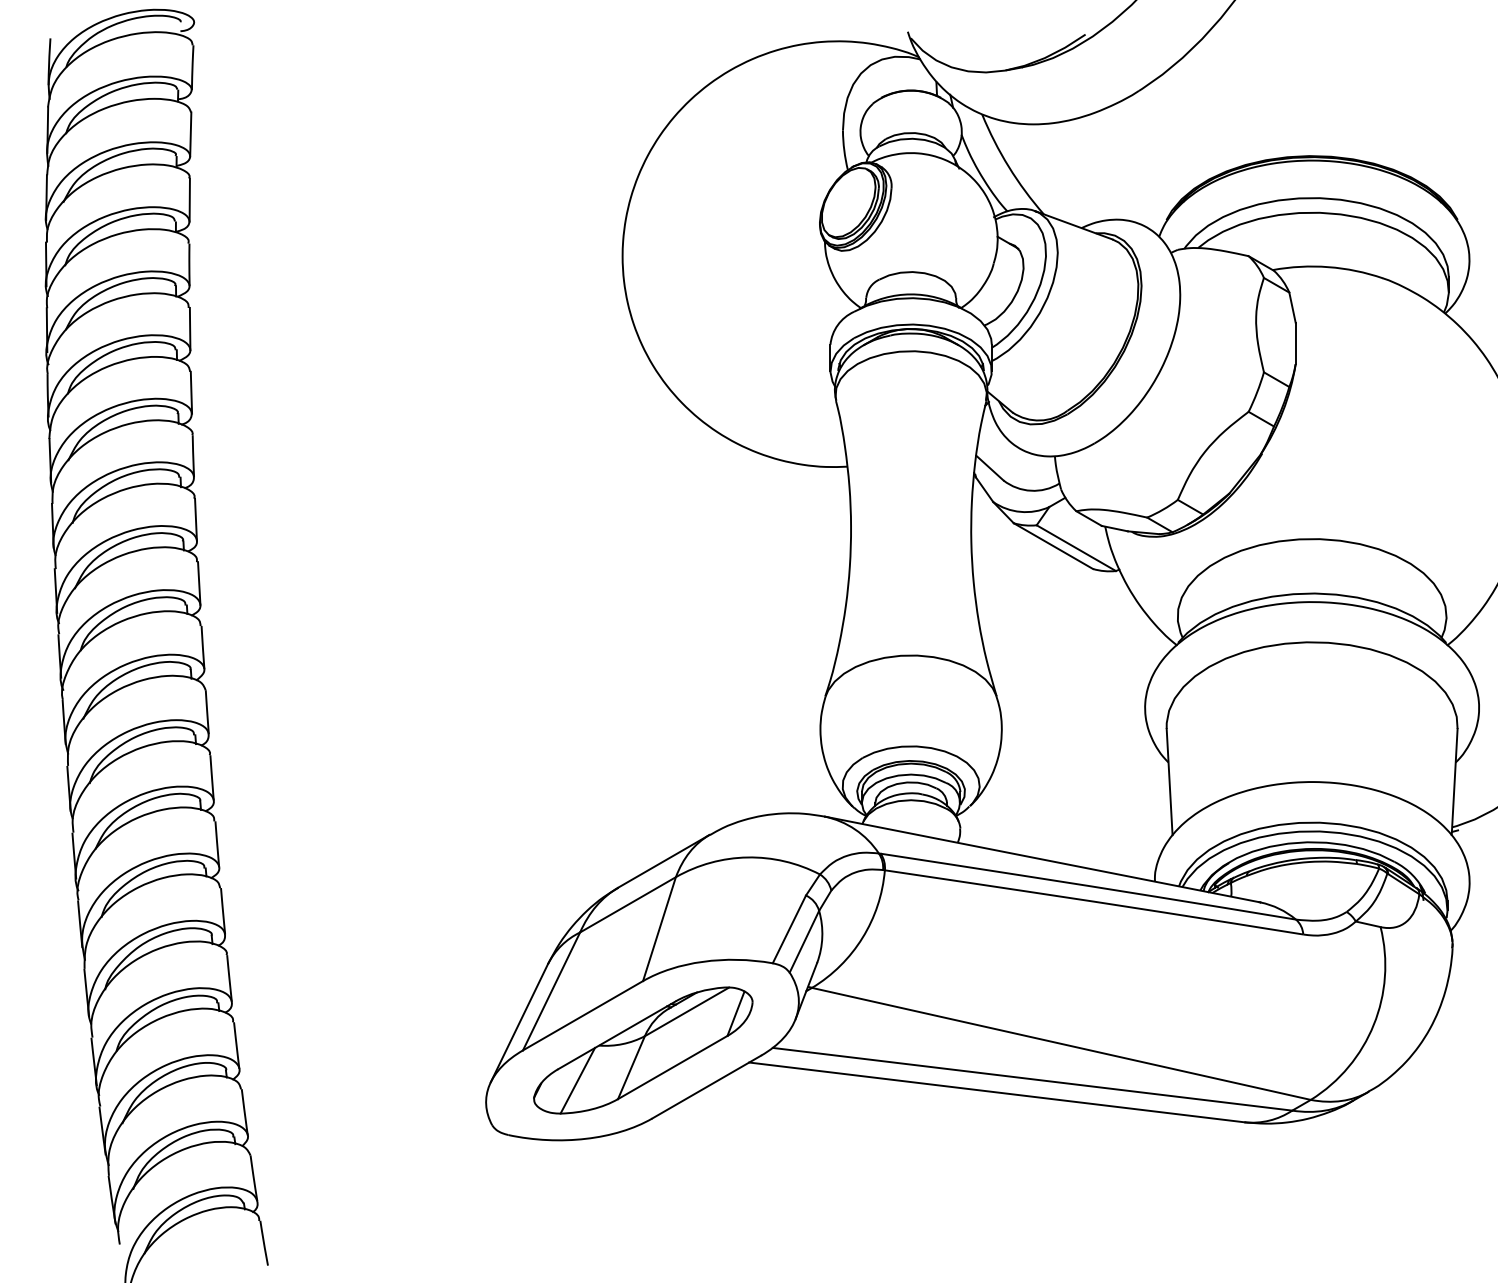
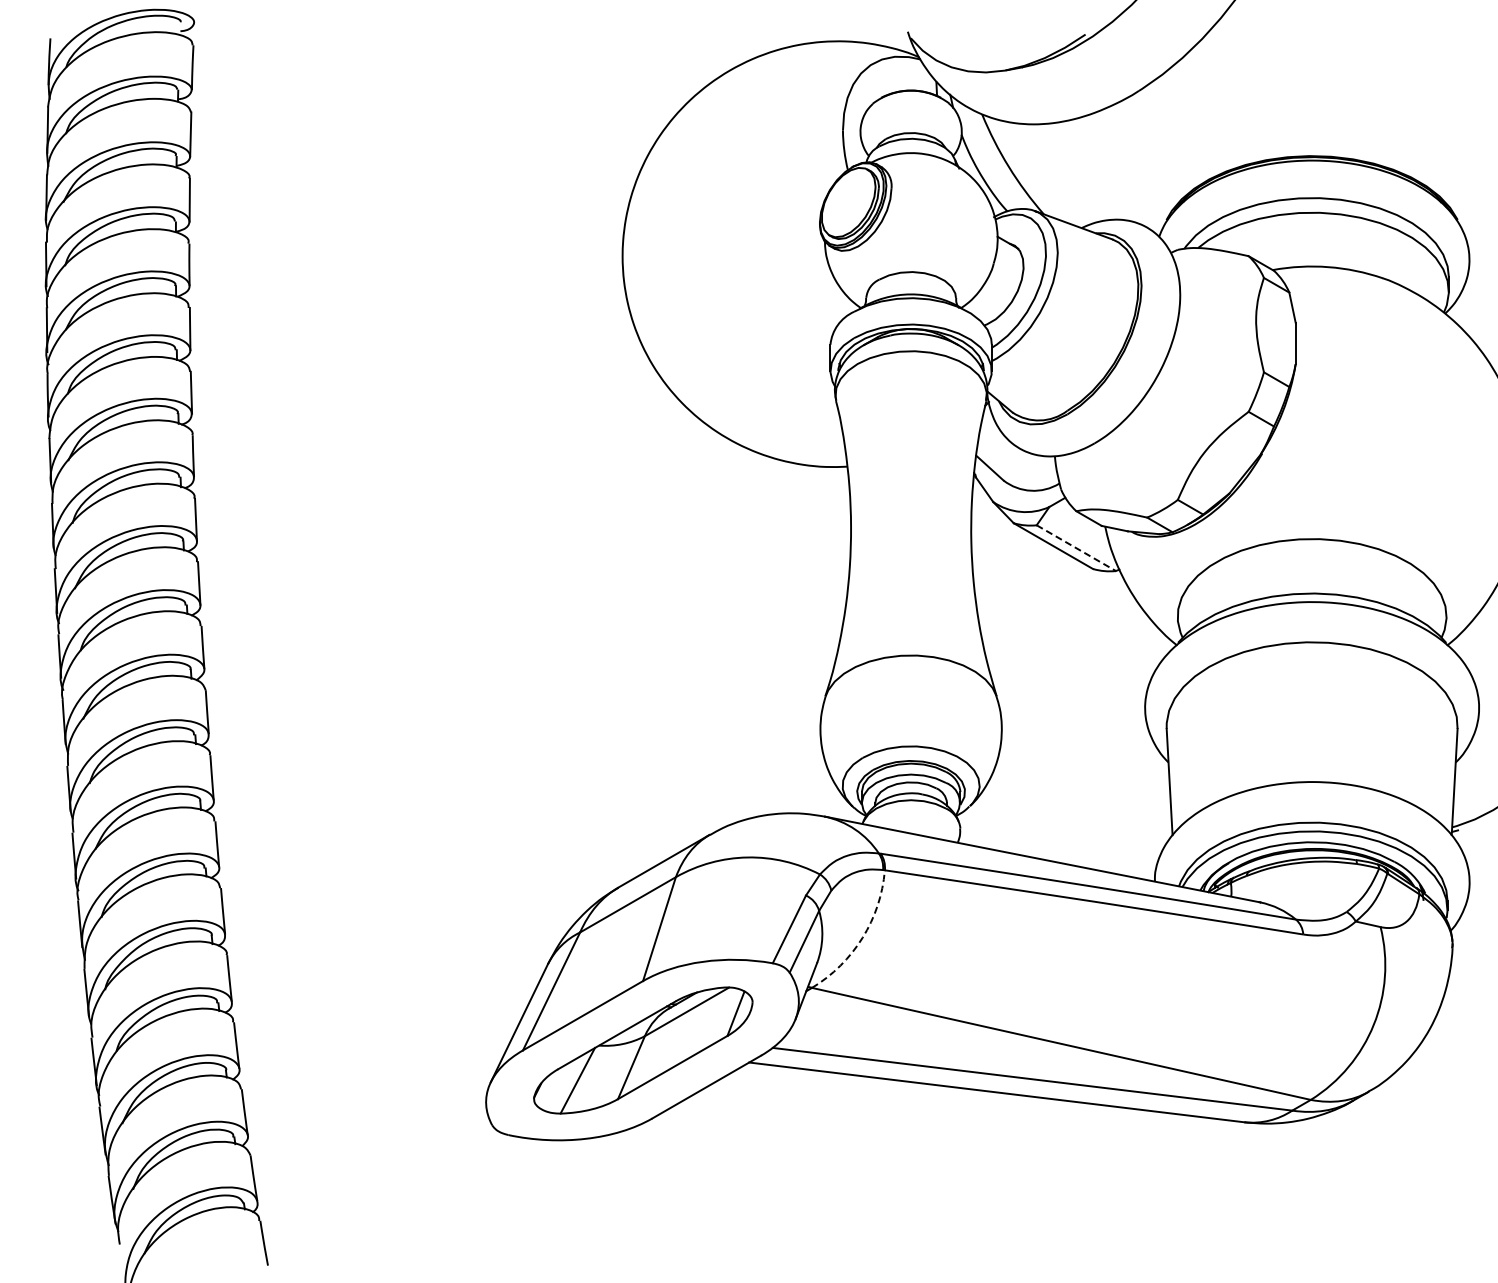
line: solid -> dashed (1076, 548)
arc: solid -> dashed (862, 937)
